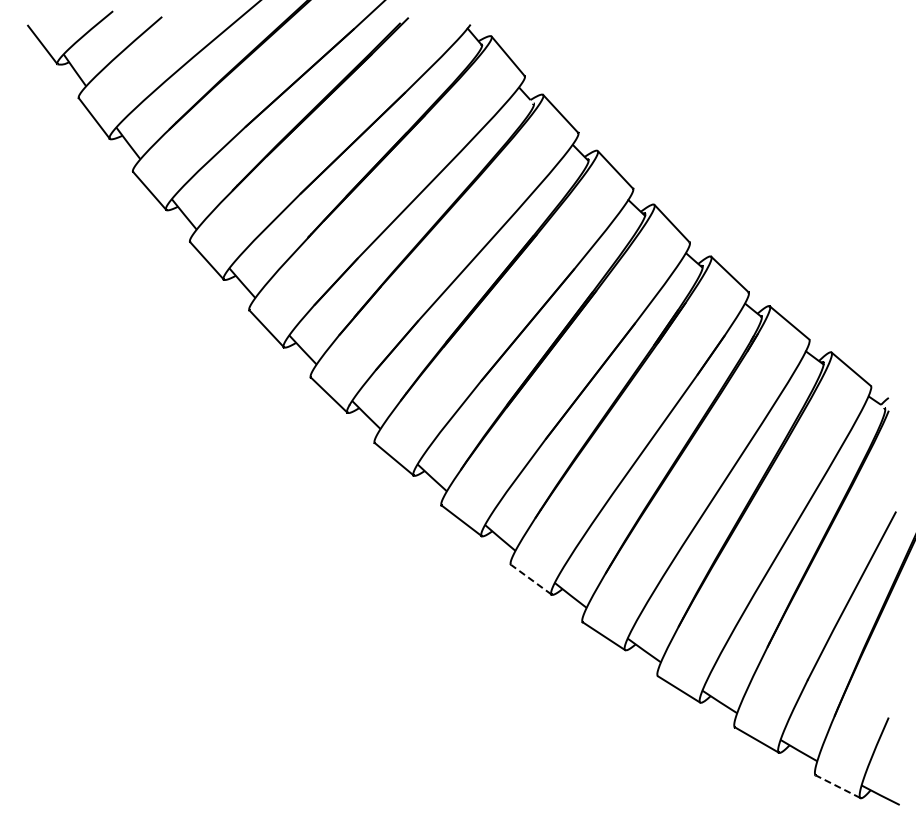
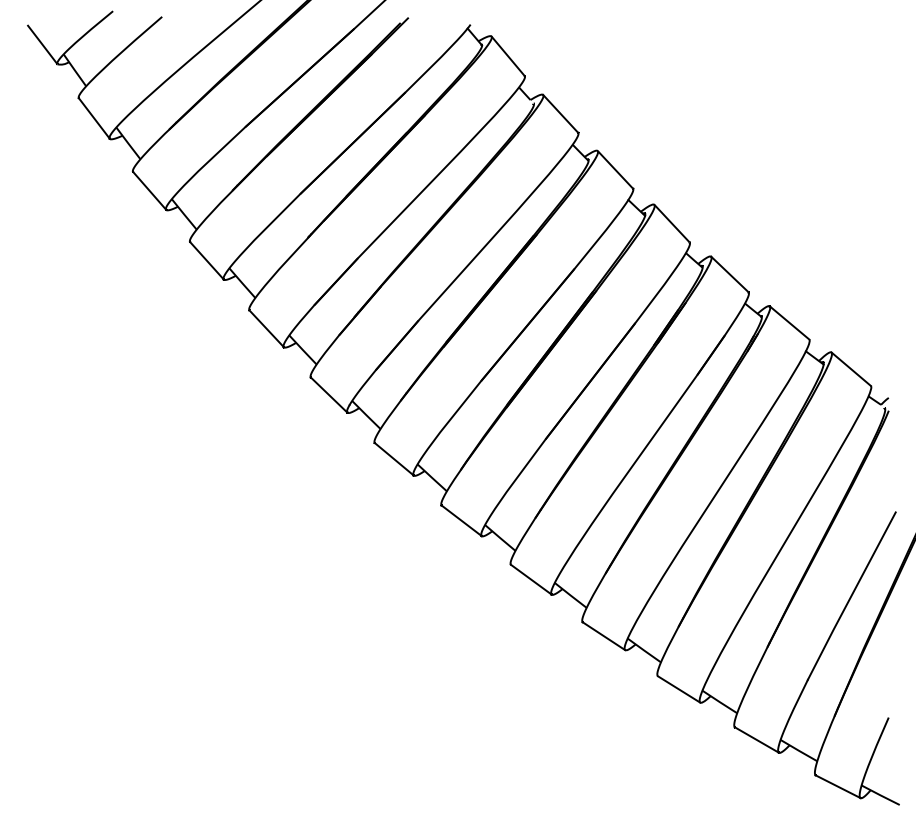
line: dashed -> solid (530, 579)
line: dashed -> solid (838, 786)
